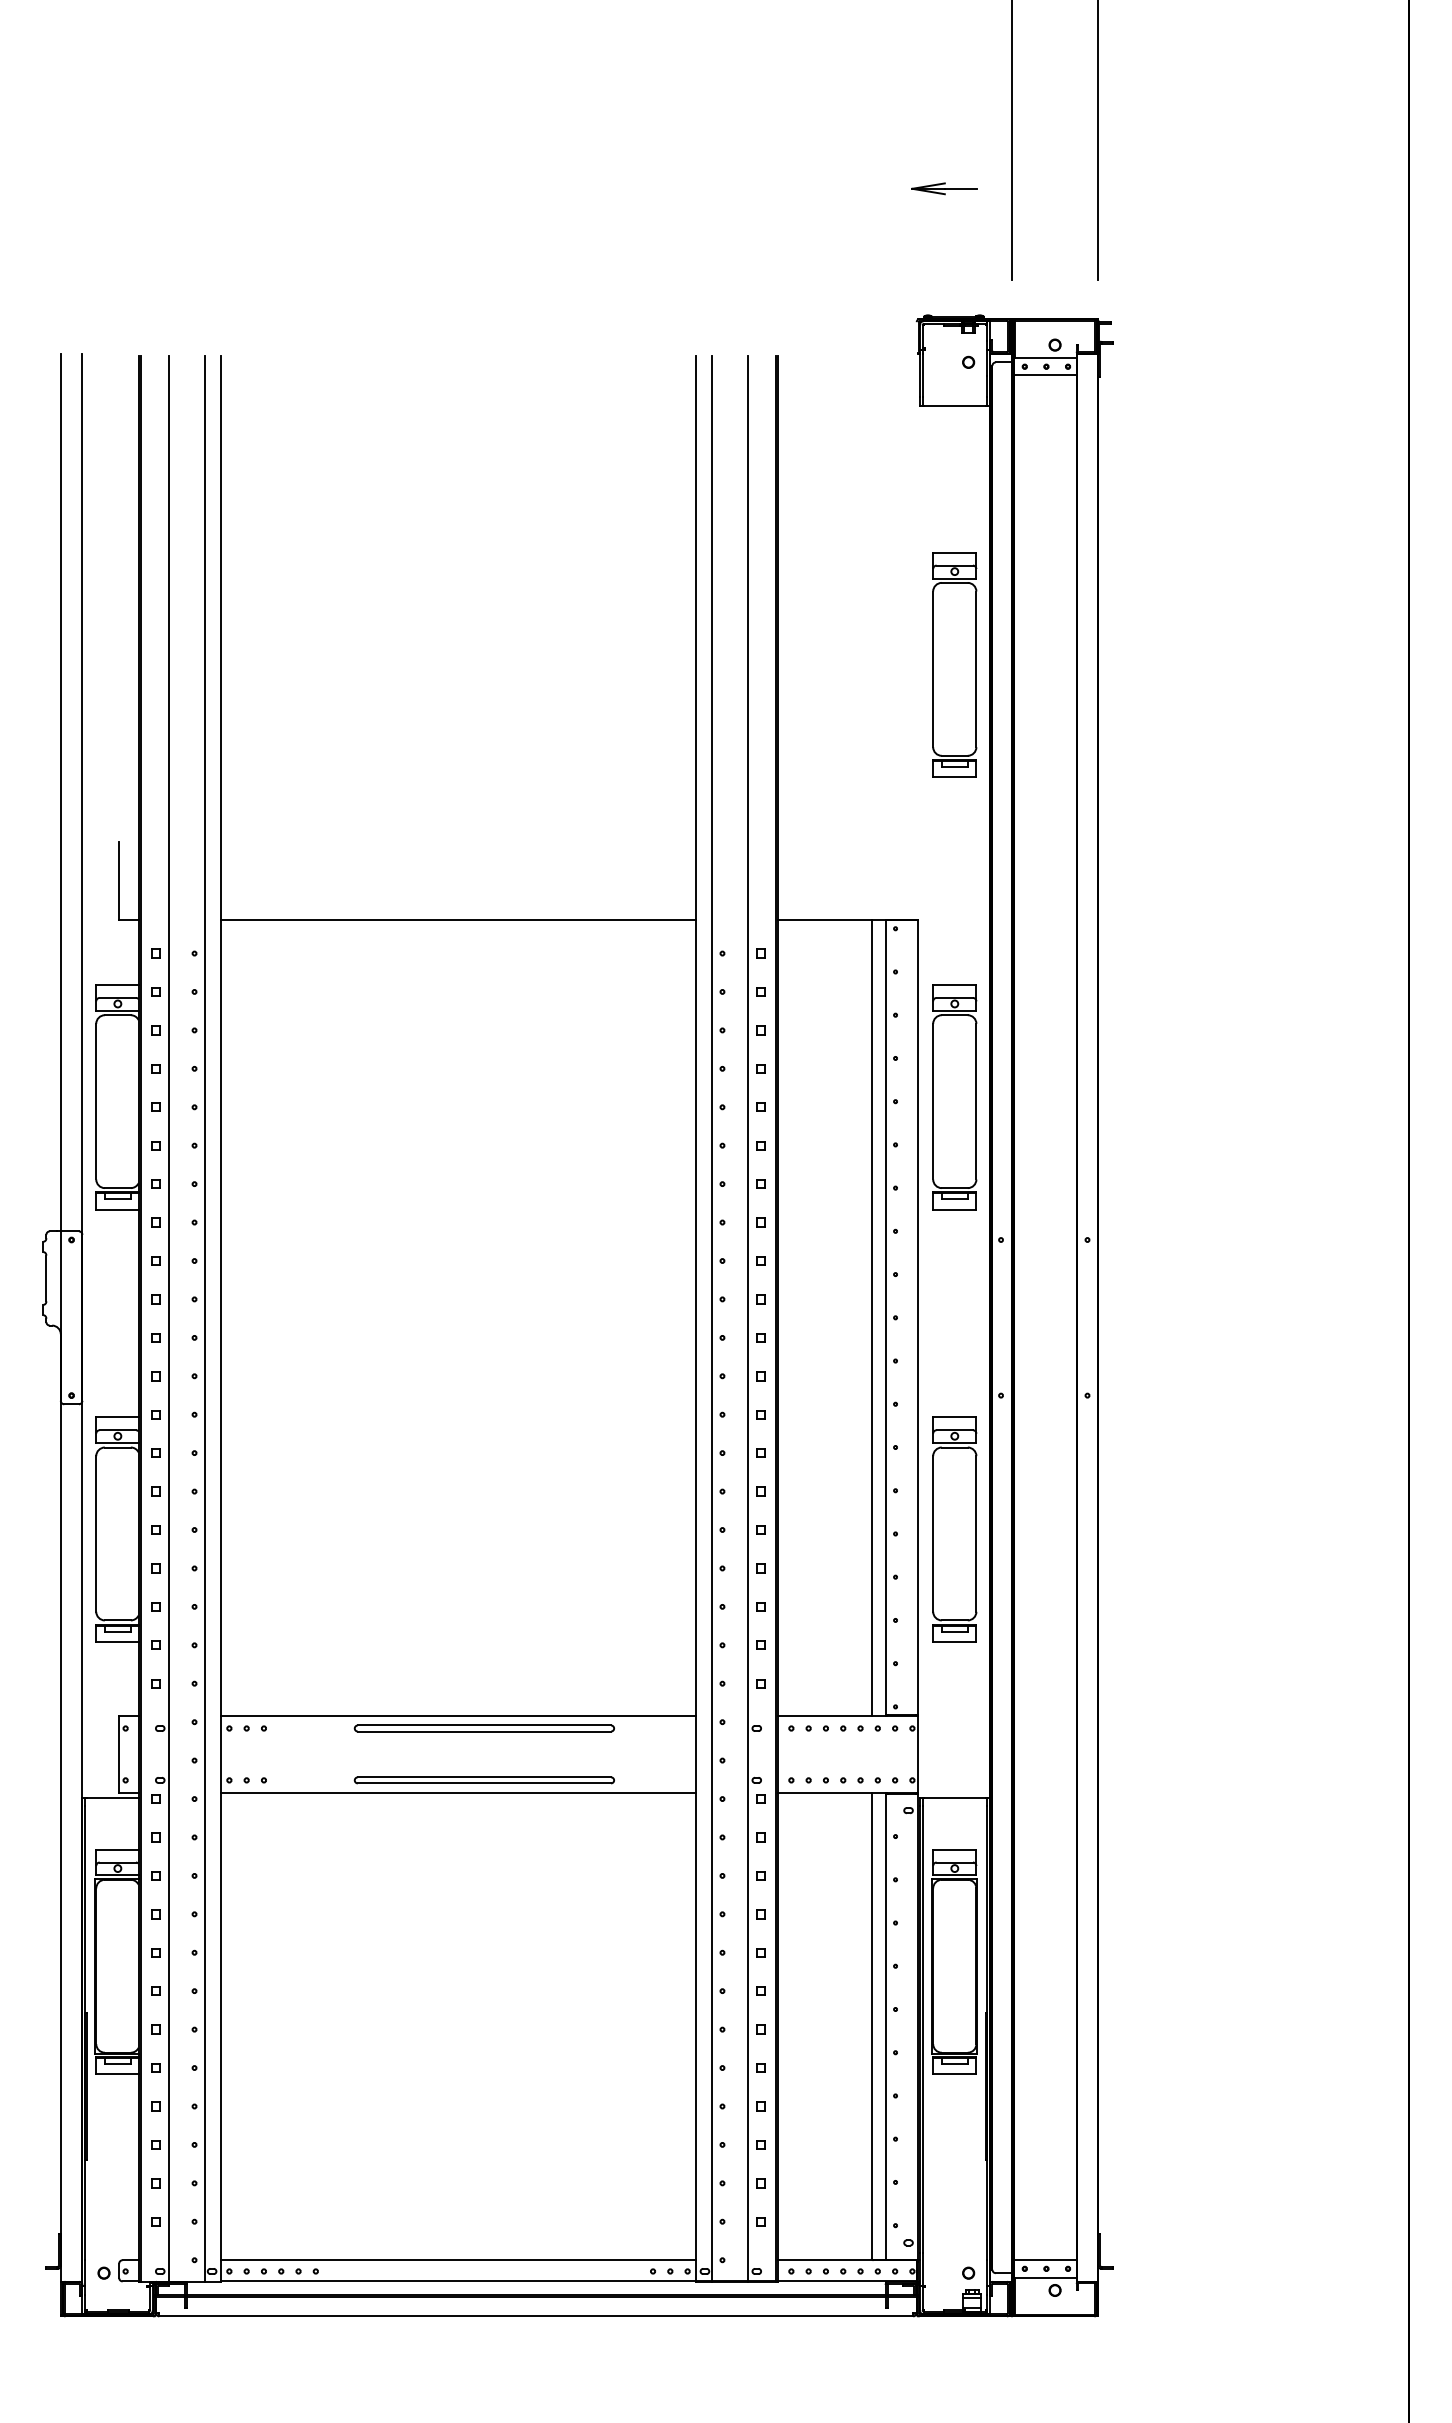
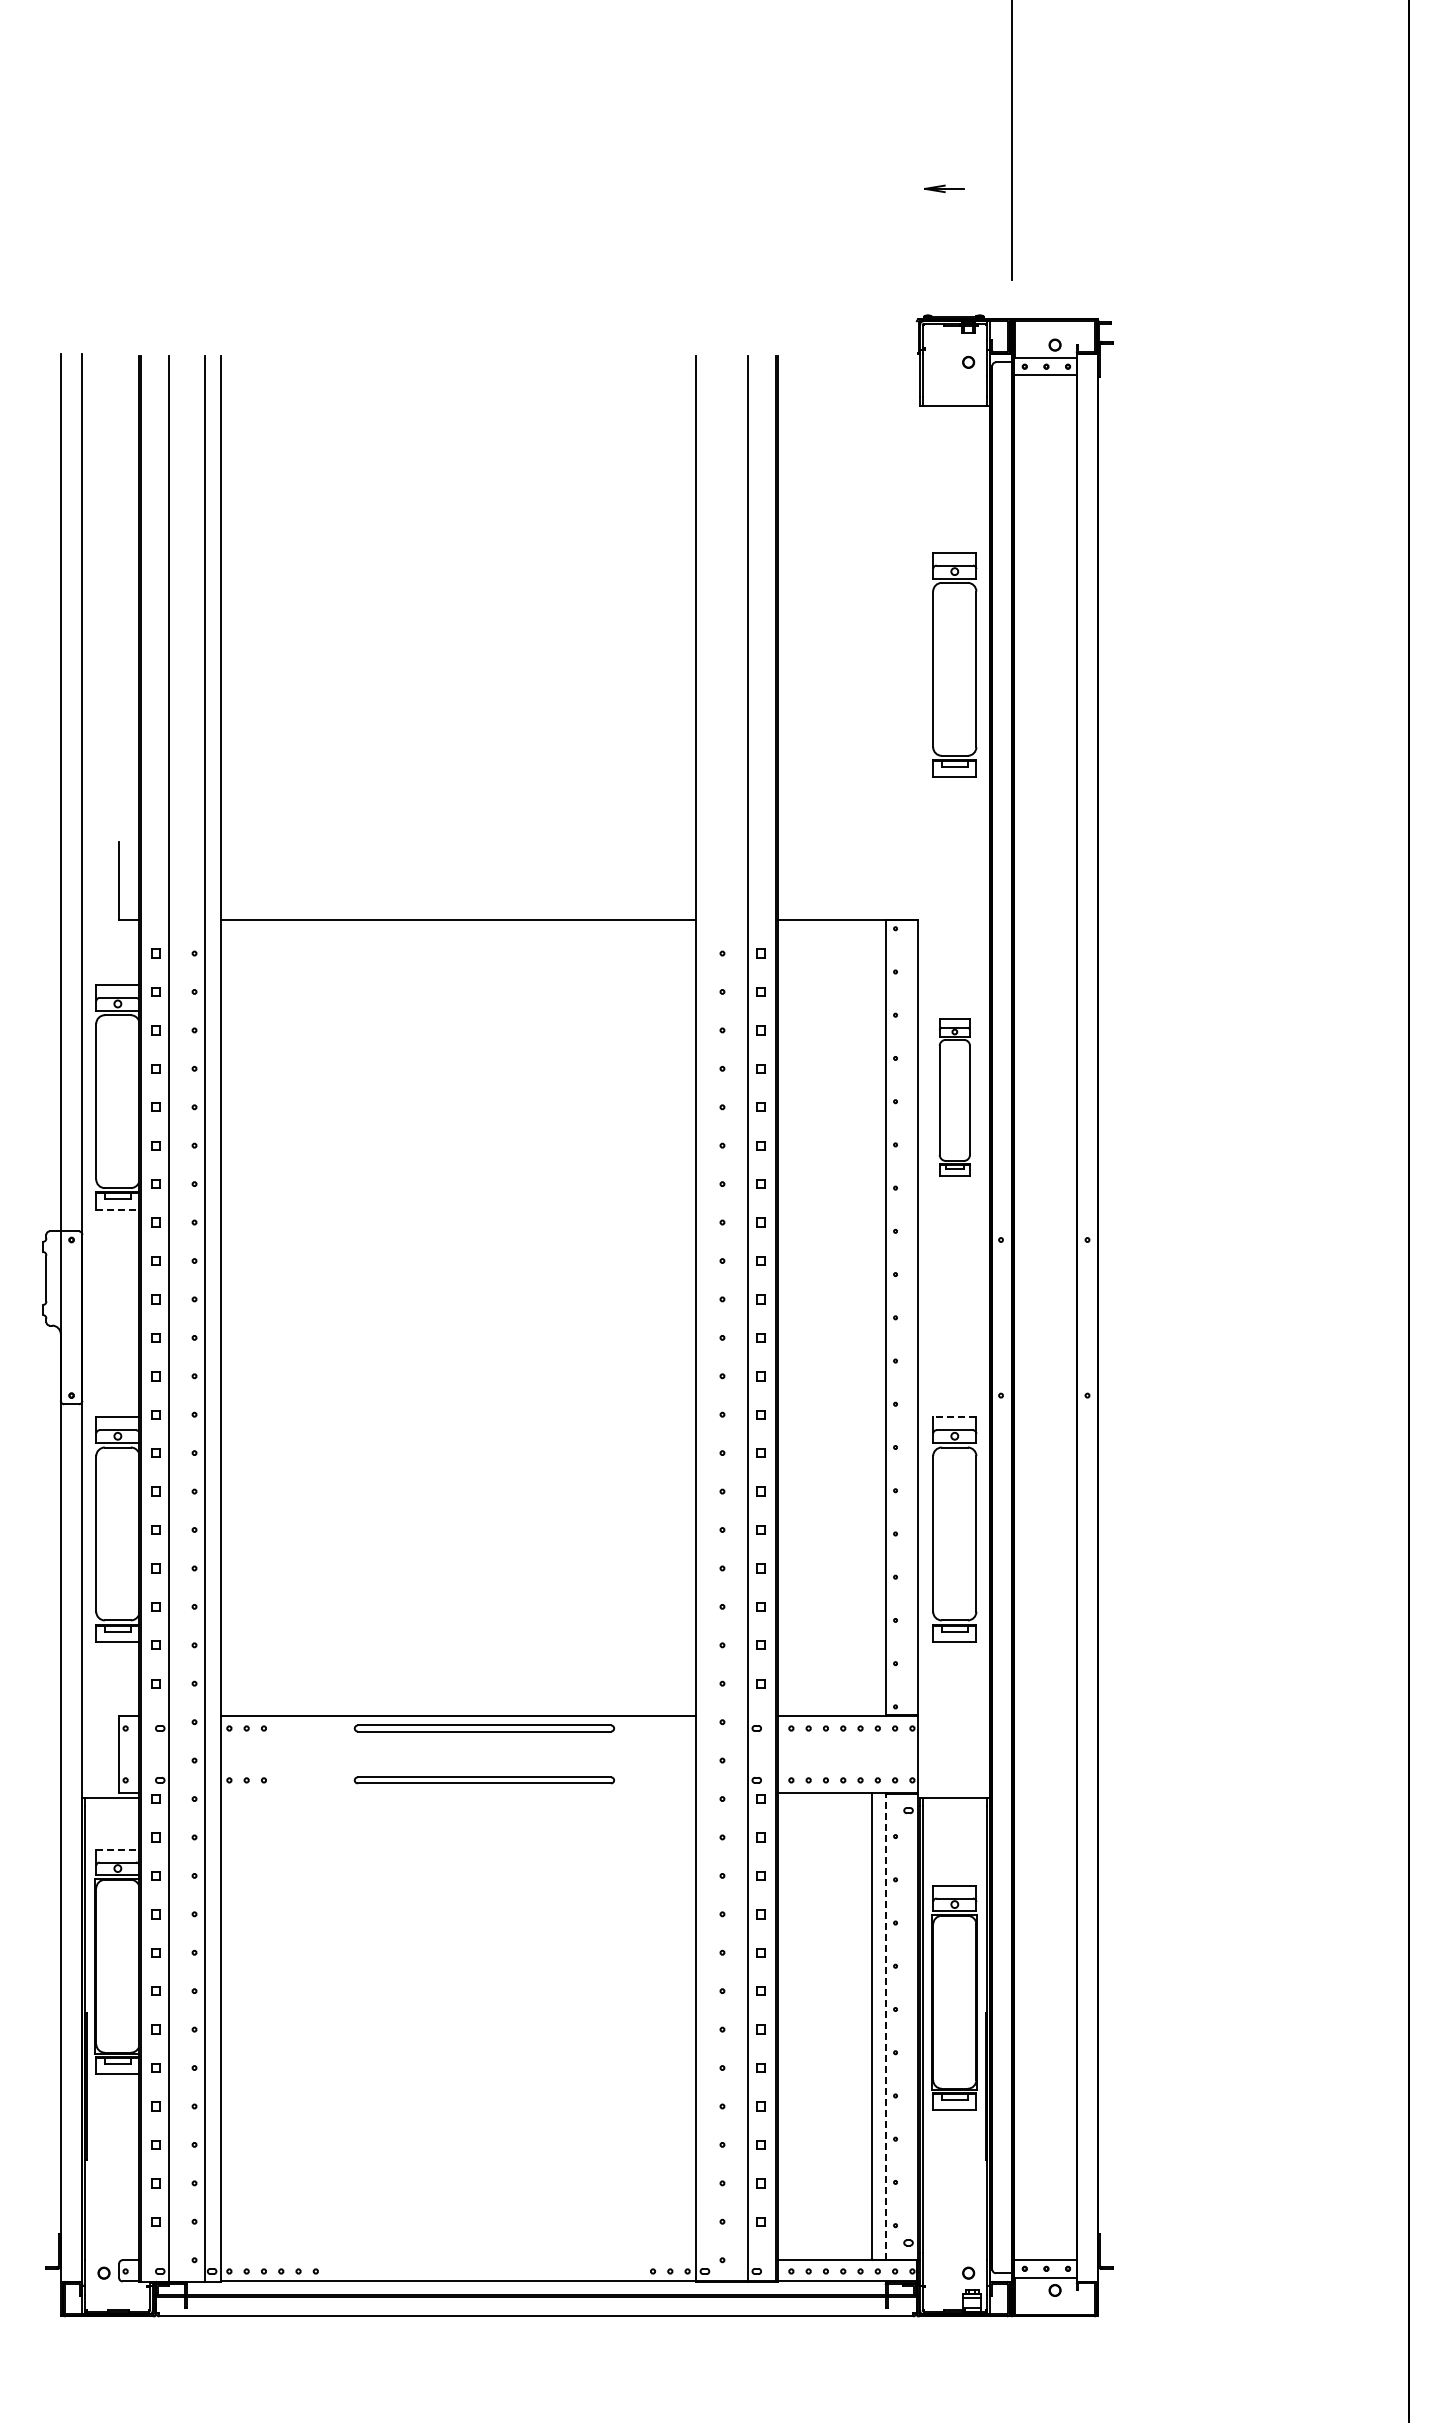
line: present -> none (1098, 141)
part size: 67x14 px -> 41x9 px (944, 188)
part size: 46x227 px -> 33x159 px (954, 1097)
line: solid -> dashed (117, 1209)
line: present -> none (871, 1317)
line: present -> none (712, 1318)
line: solid -> dashed (954, 1417)
line: present -> none (458, 1793)
line: solid -> dashed (117, 1849)
part position: (954, 1961) -> (954, 1997) (954, 1997)
line: solid -> dashed (885, 2026)
line: present -> none (458, 2260)
